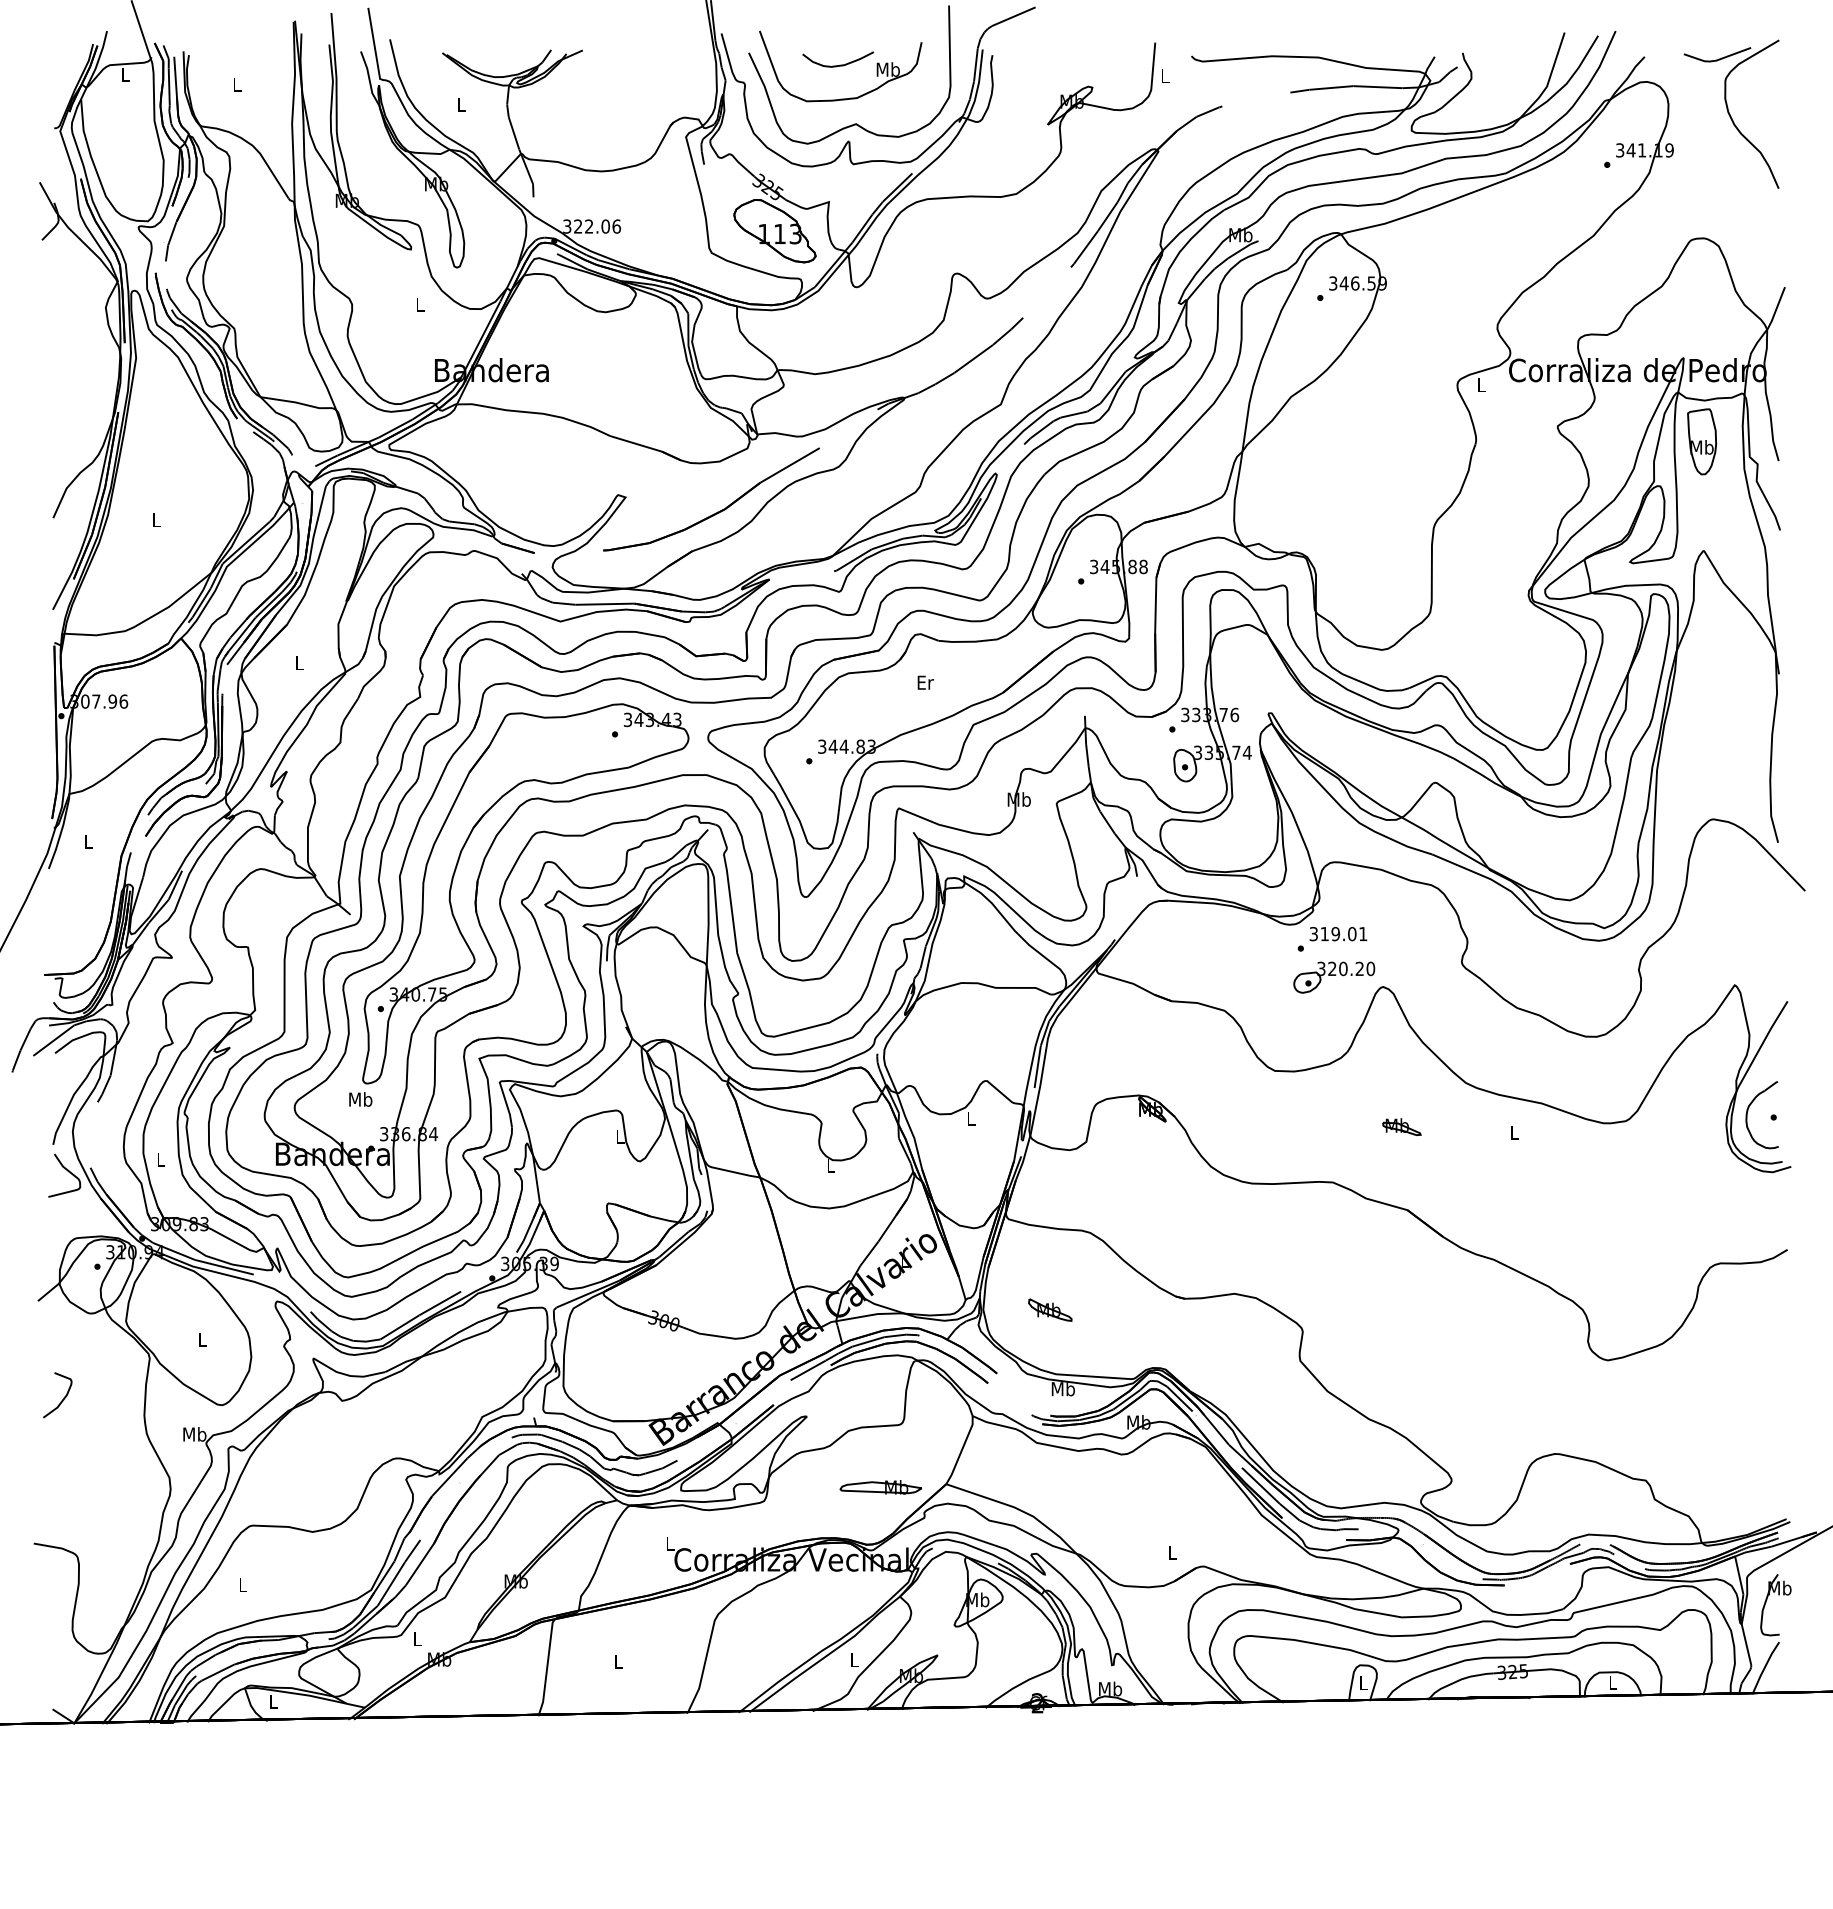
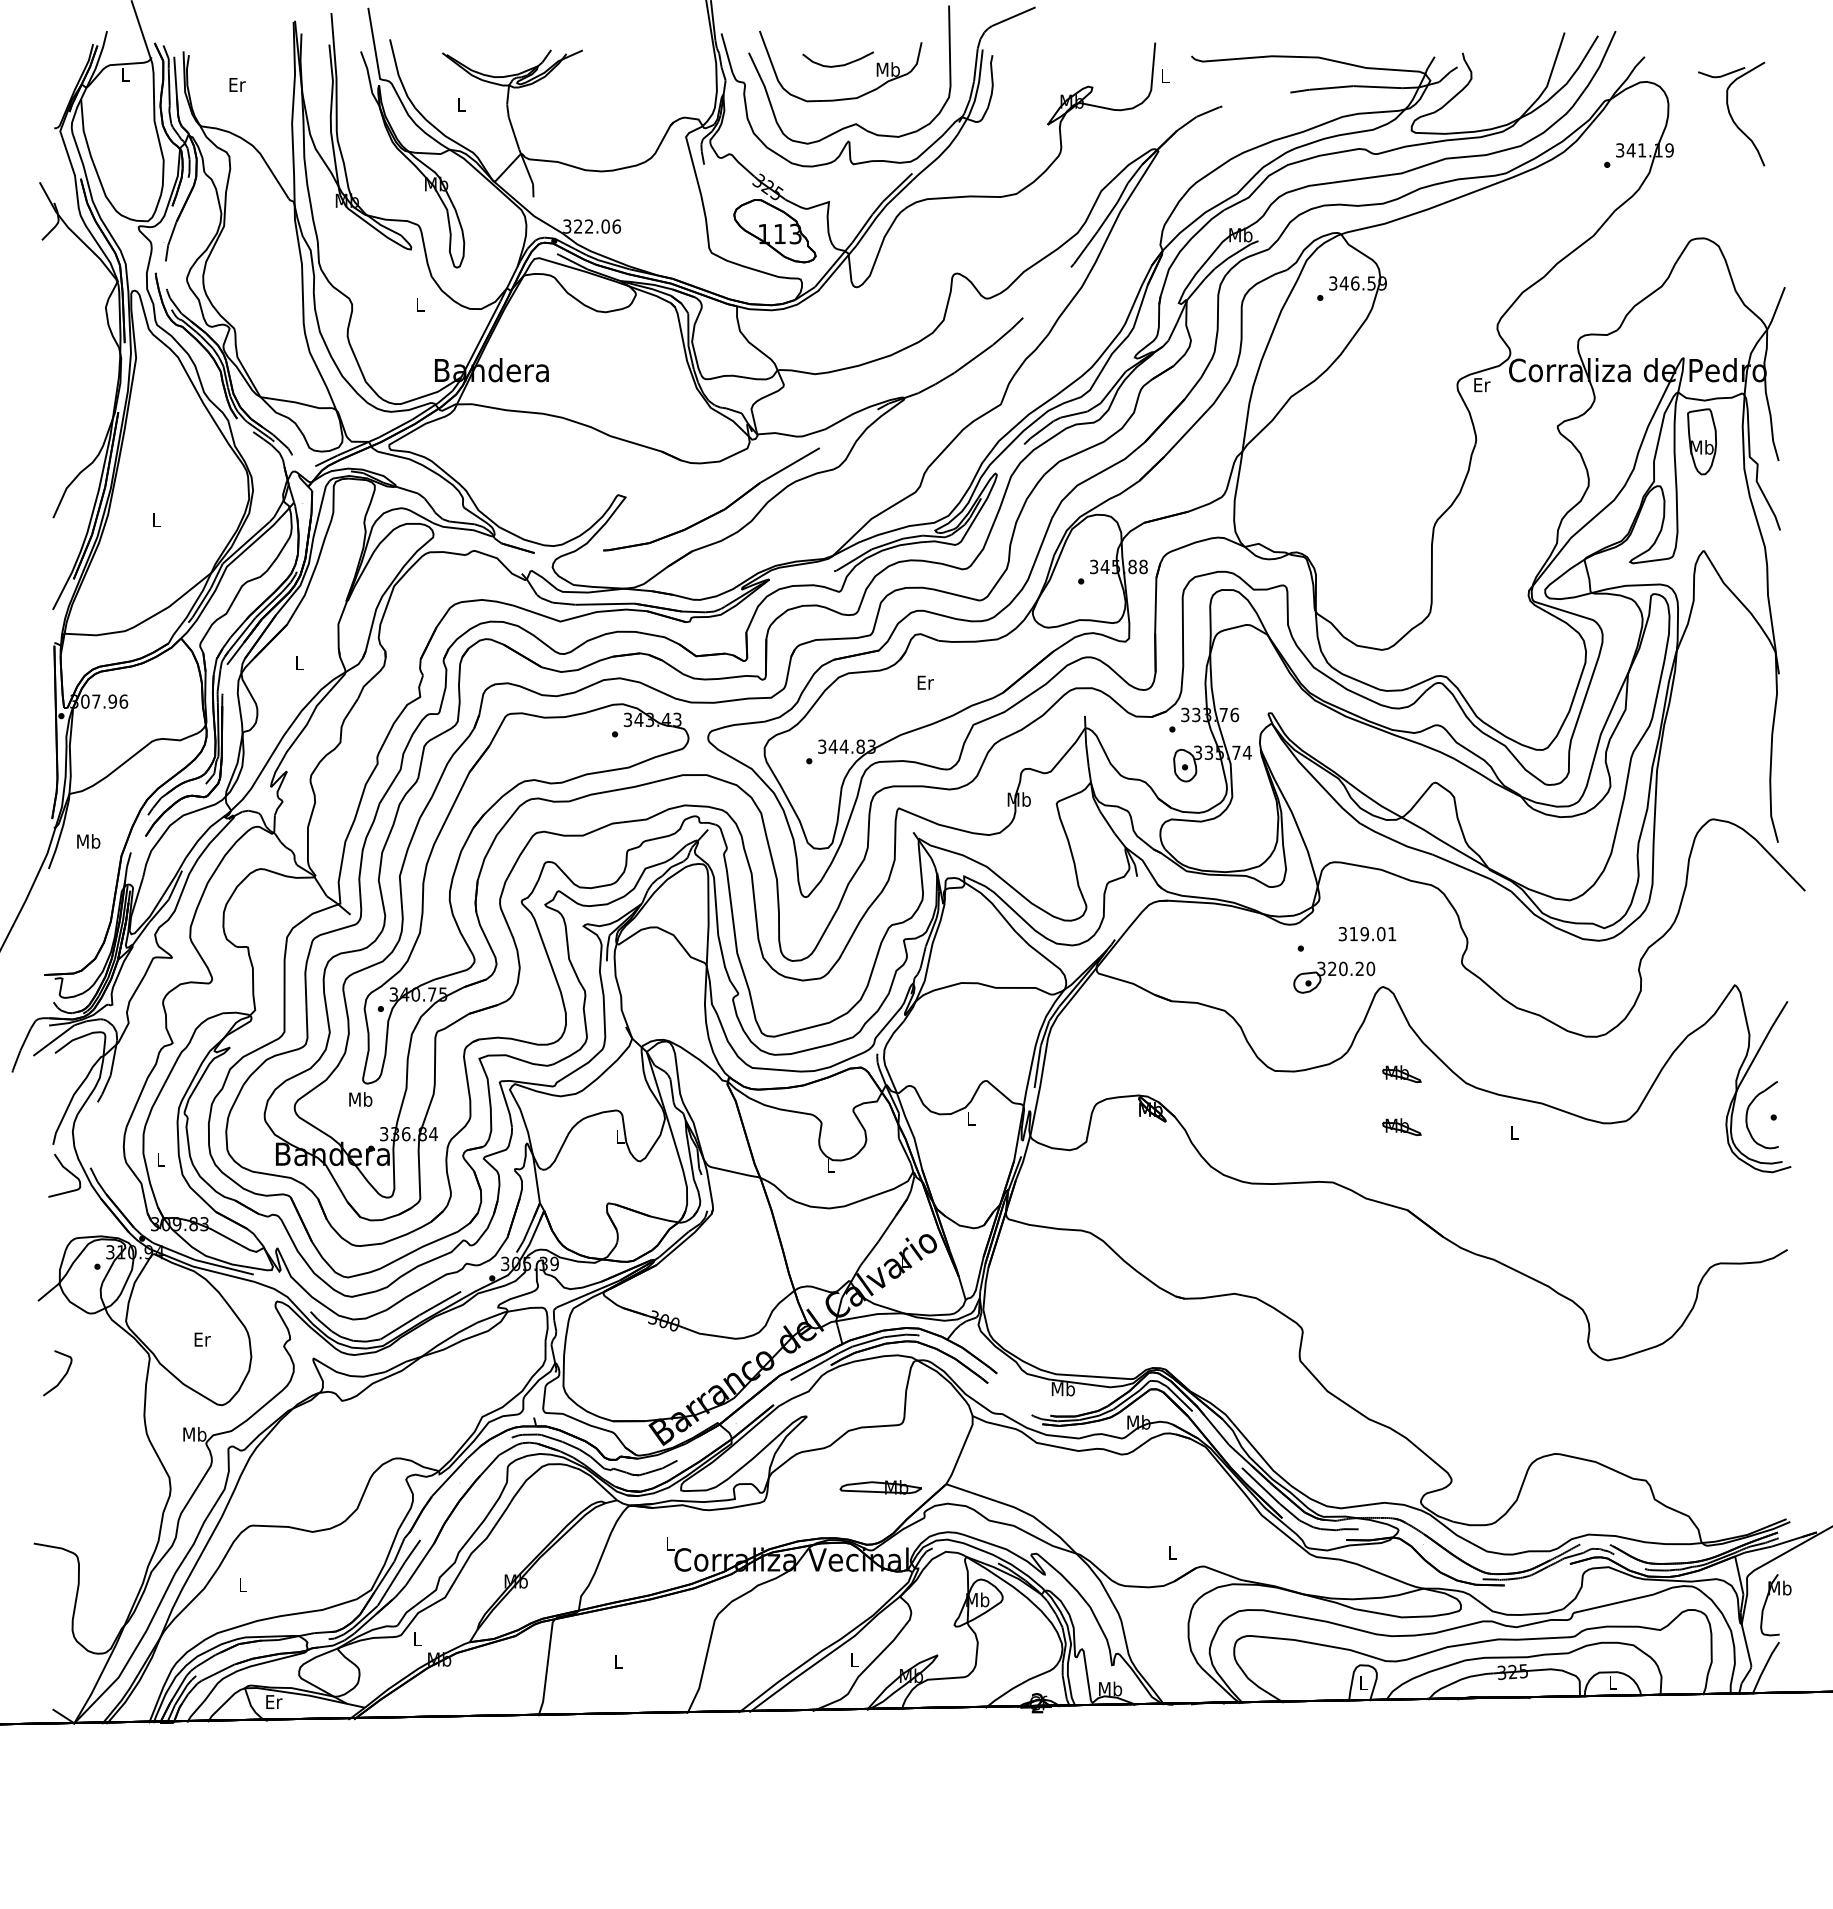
text: L -> Er (237, 84)
part size: 97x150 px -> 68x106 px (1731, 113)
text: L -> Er (1482, 385)
text: L -> Mb (88, 841)
text position: (1338, 934) -> (1367, 934) (1367, 934)
part: none -> present (1401, 1073)
part: present -> none (1050, 1309)
text: L -> Er (202, 1339)
curve position: (63, 1397) -> (63, 1375) (63, 1375)
text: L -> Er (274, 1701)
